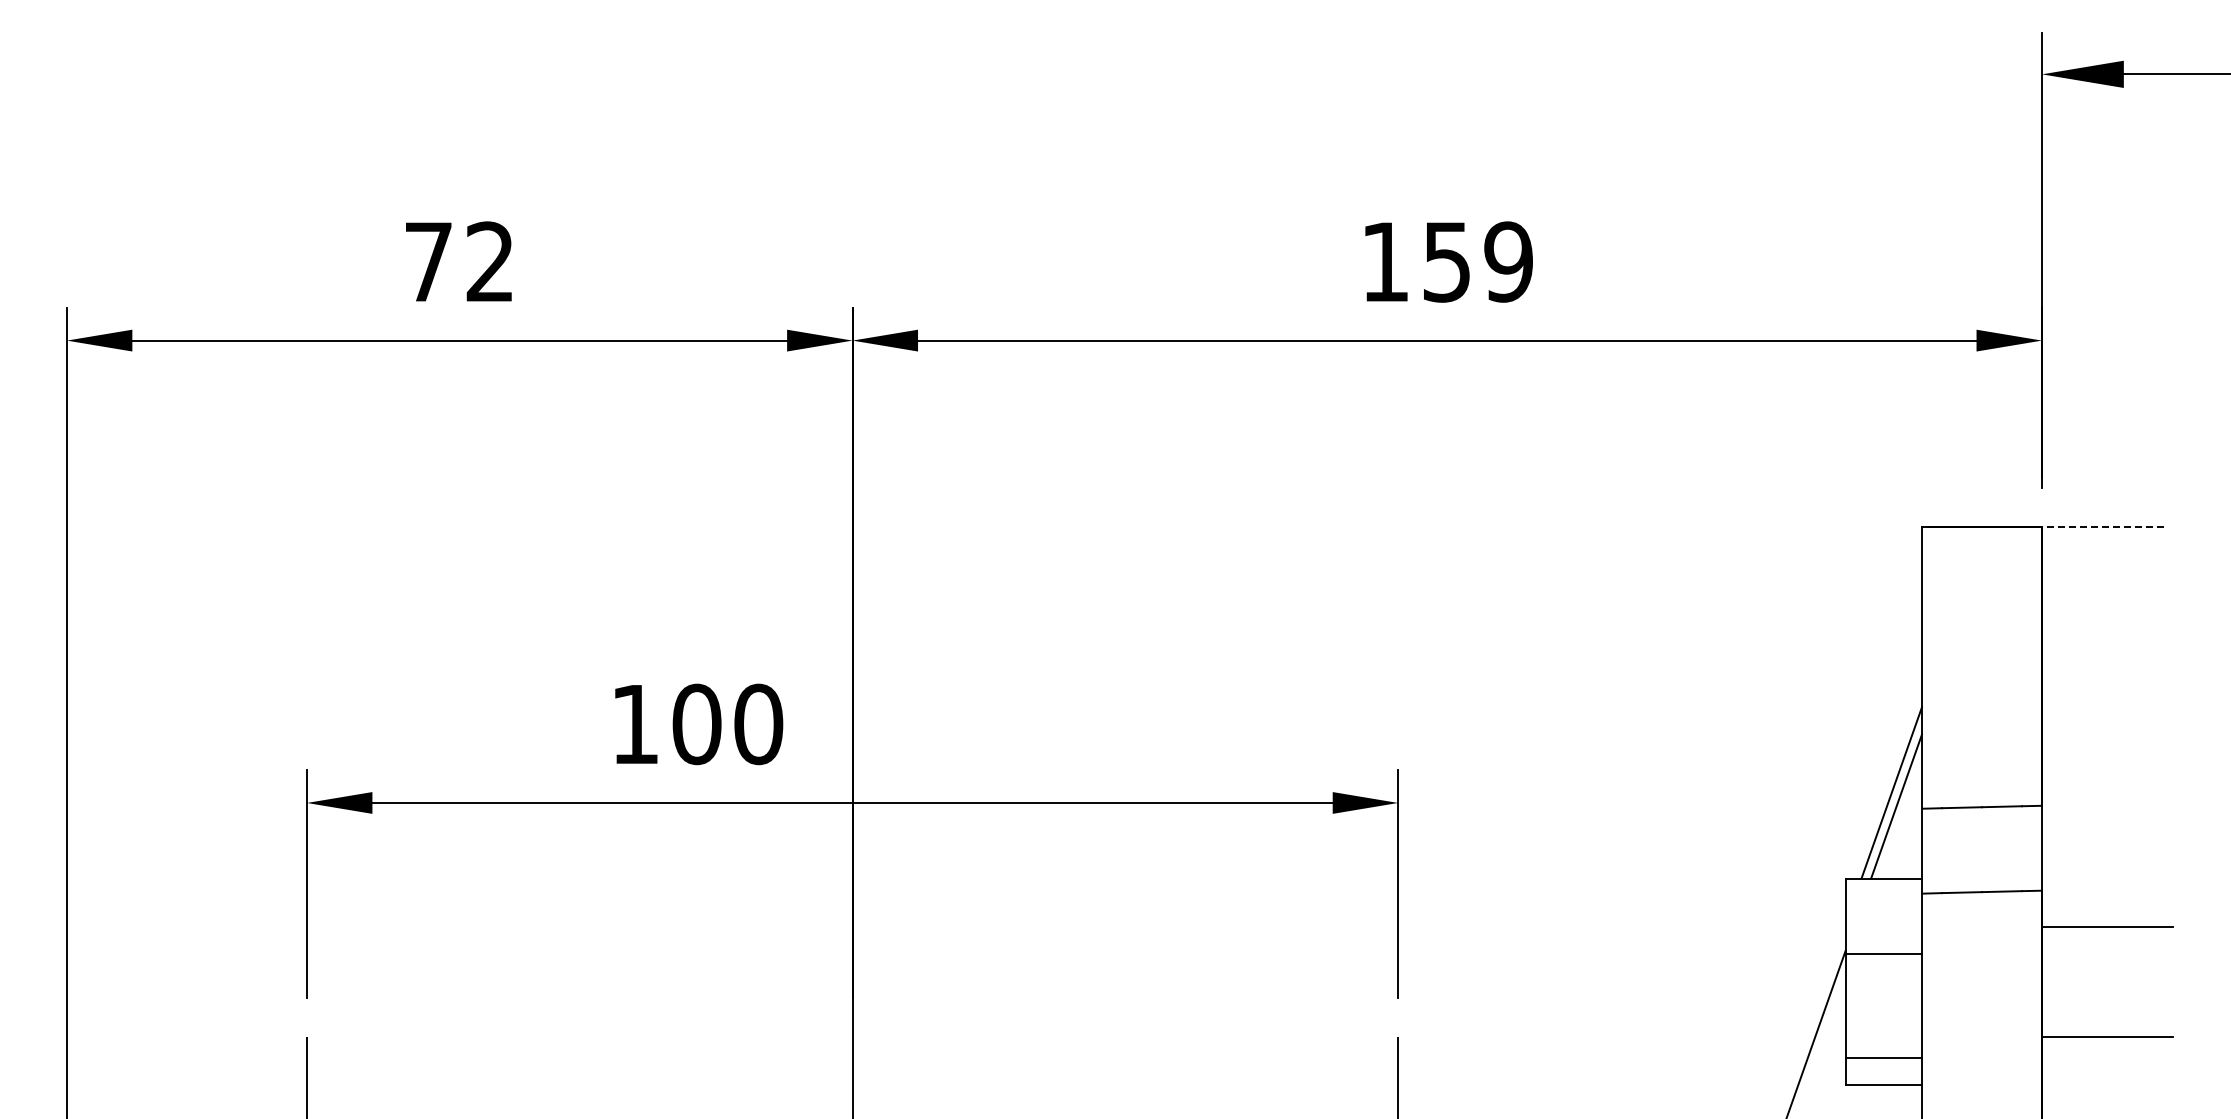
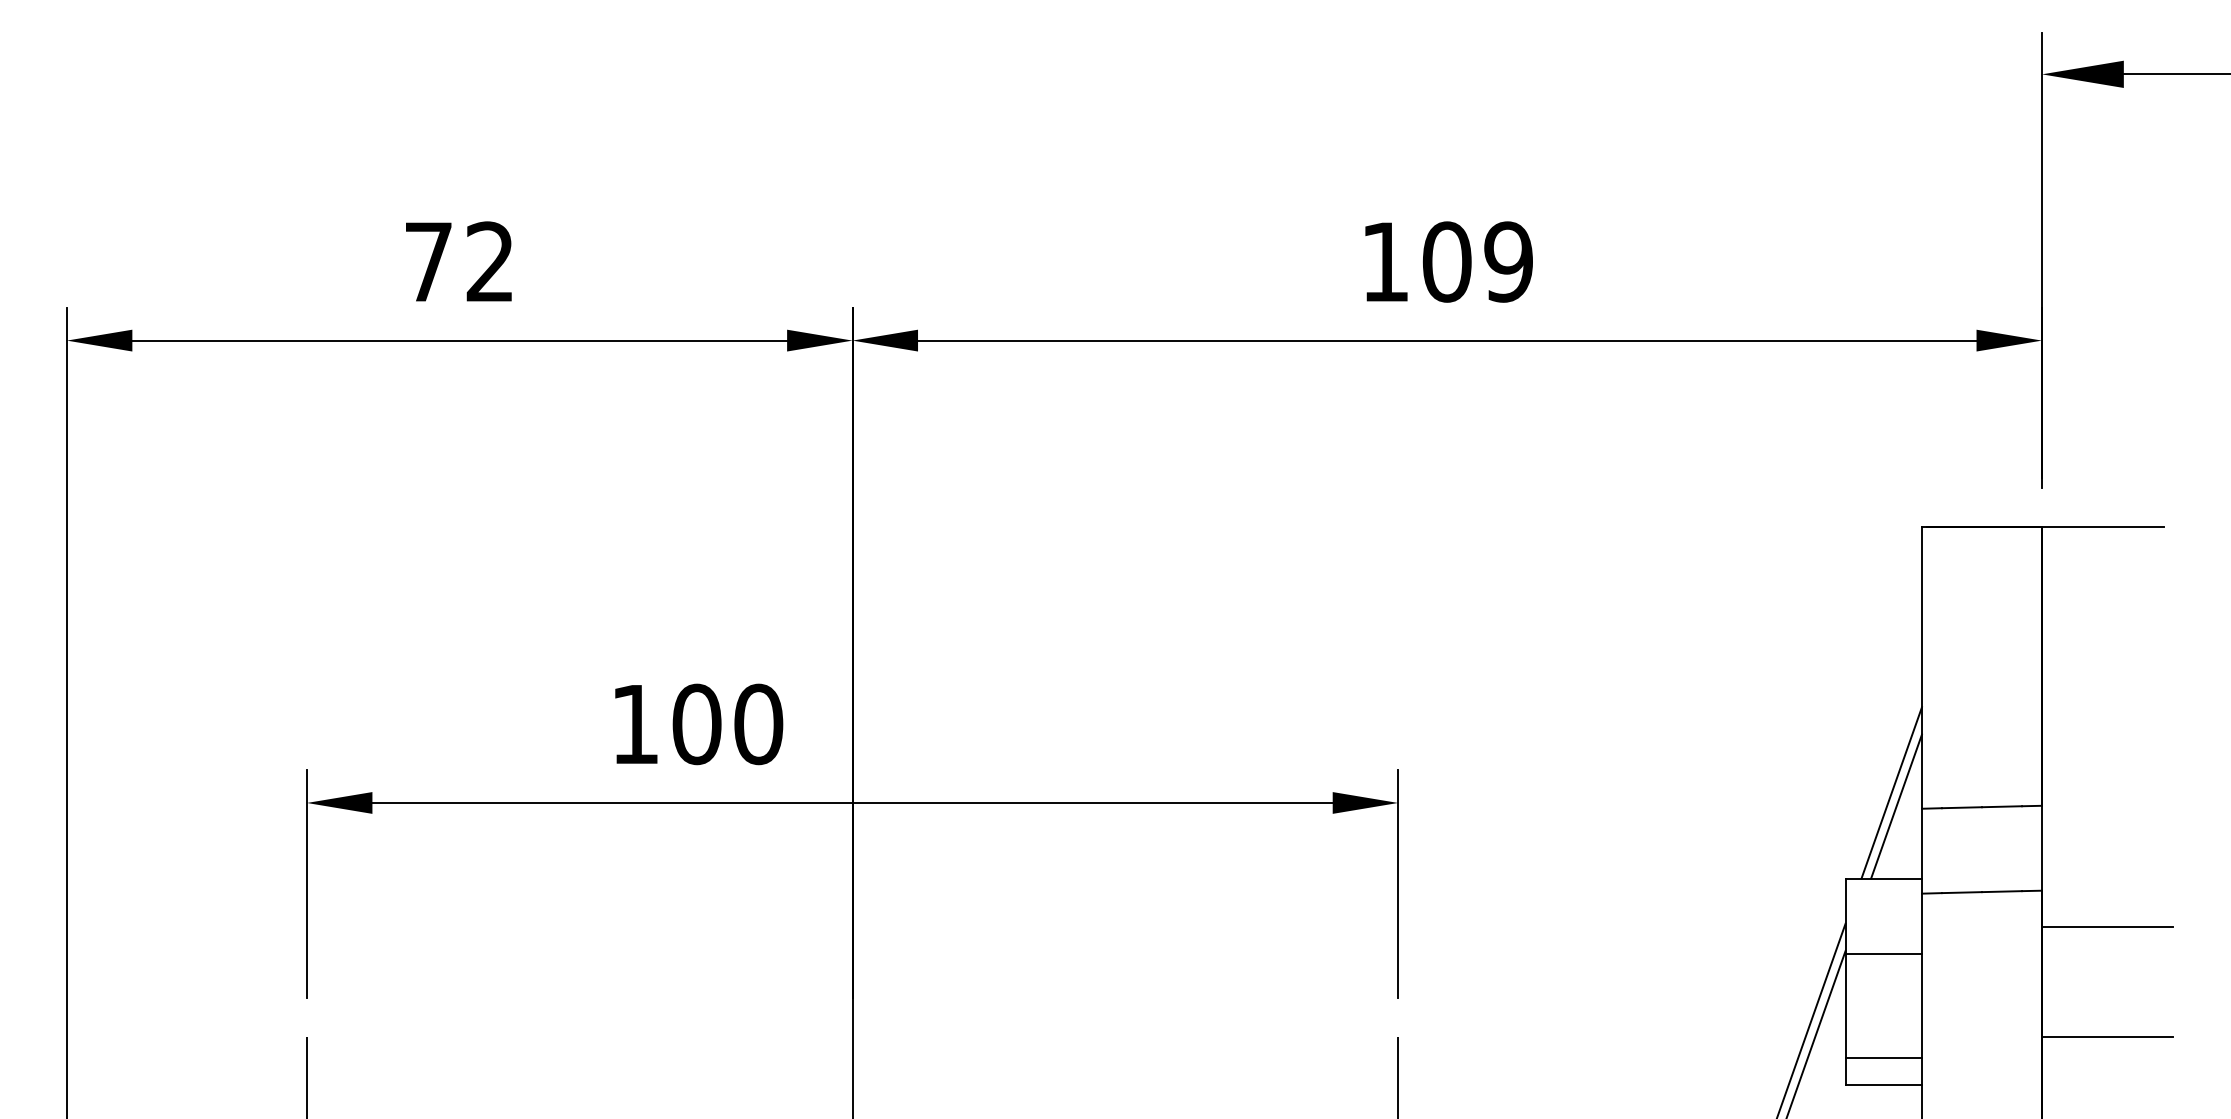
text: 159 -> 109 (1446, 261)
line: dashed -> solid (2102, 527)
line: none -> present (1811, 1019)
